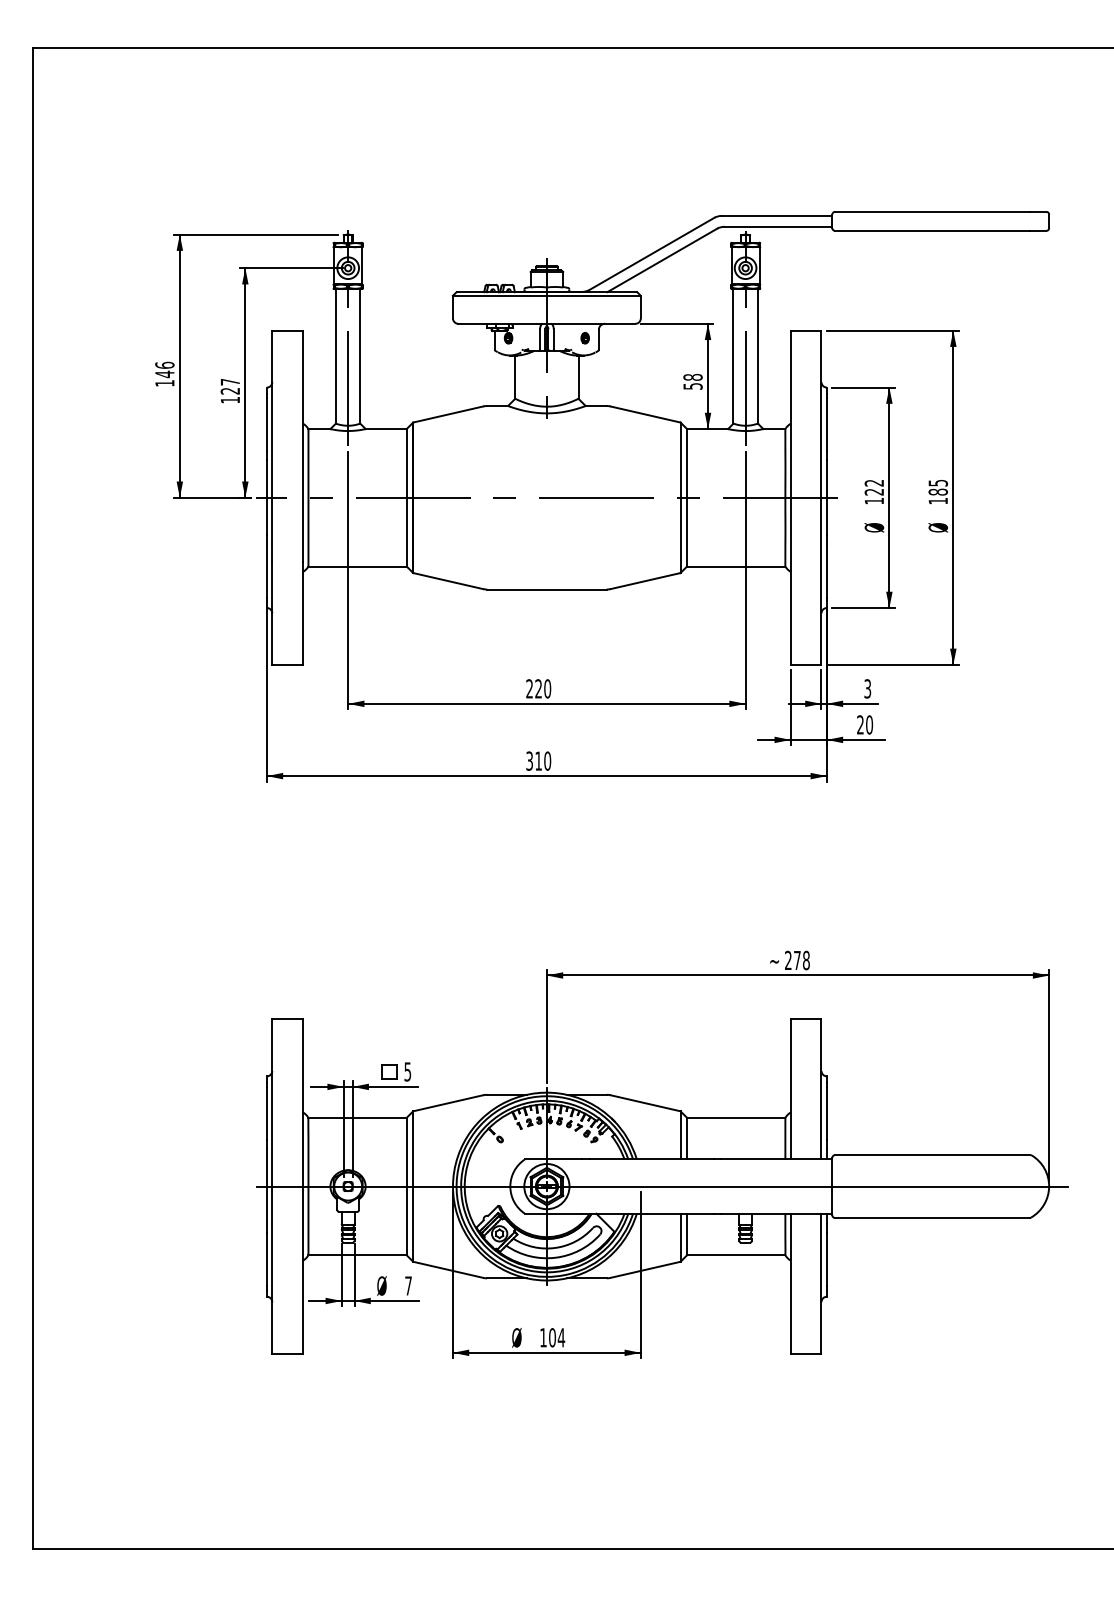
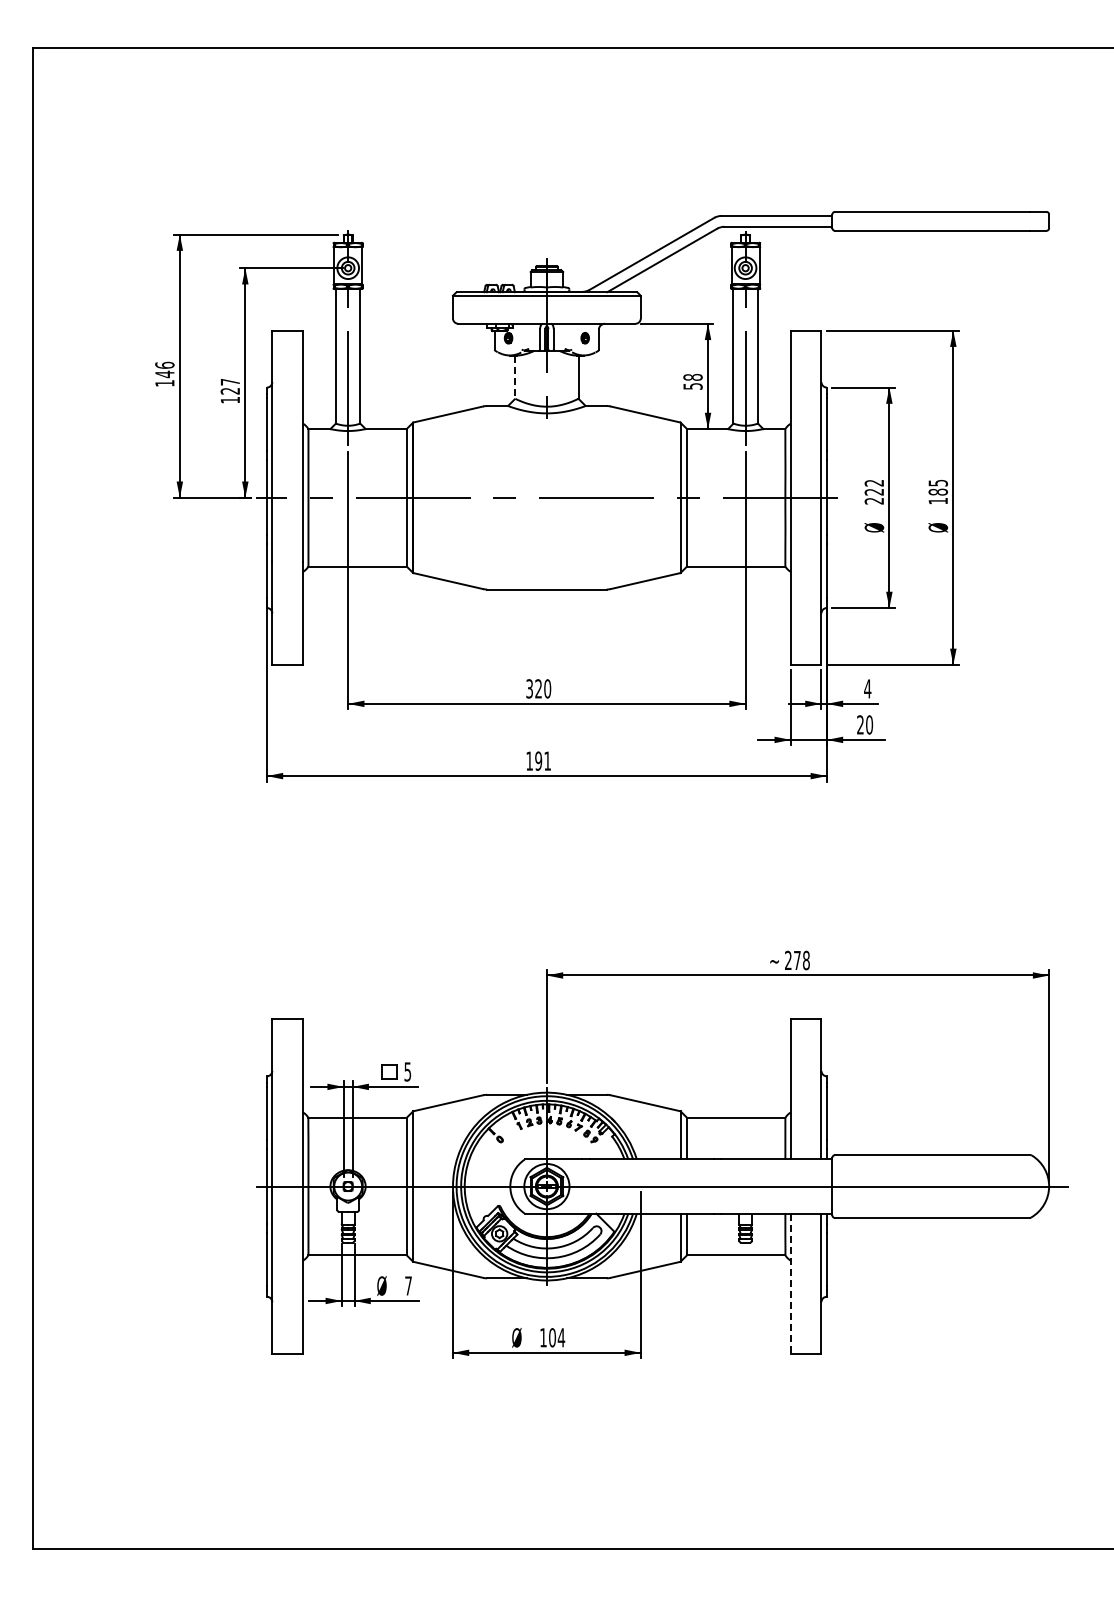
line: solid -> dashed (515, 377)
text: 122 -> 222 (873, 501)
text: 220 -> 320 (529, 688)
text: 3 -> 4 (867, 688)
text: 310 -> 191 (538, 760)
line: solid -> dashed (790, 1283)
